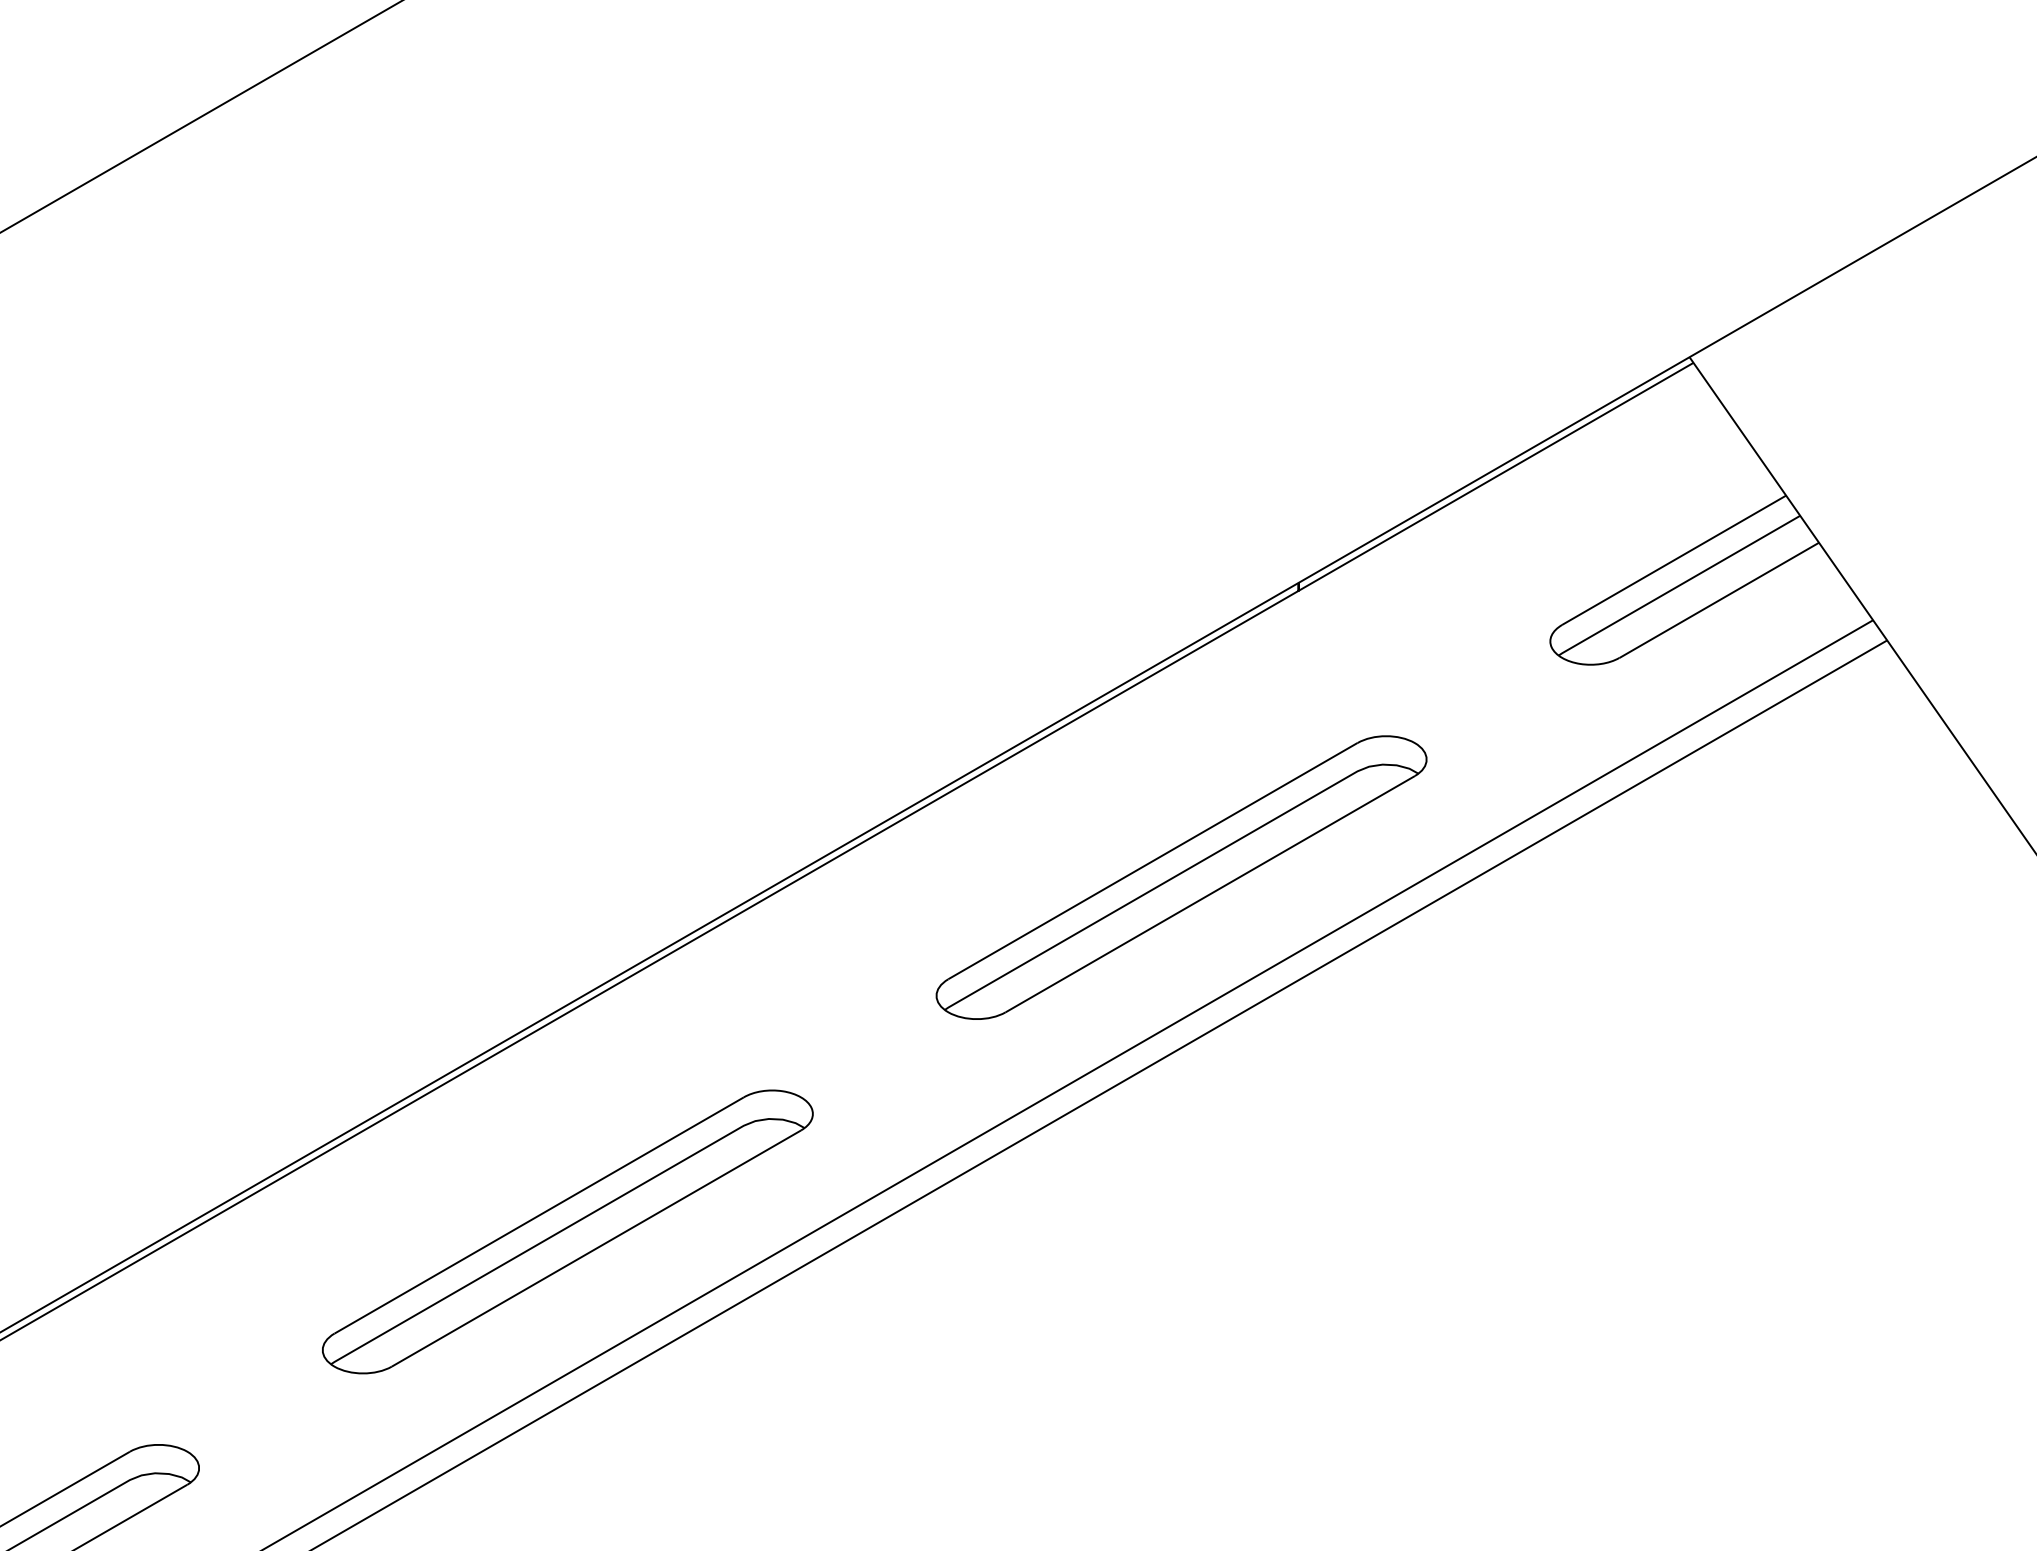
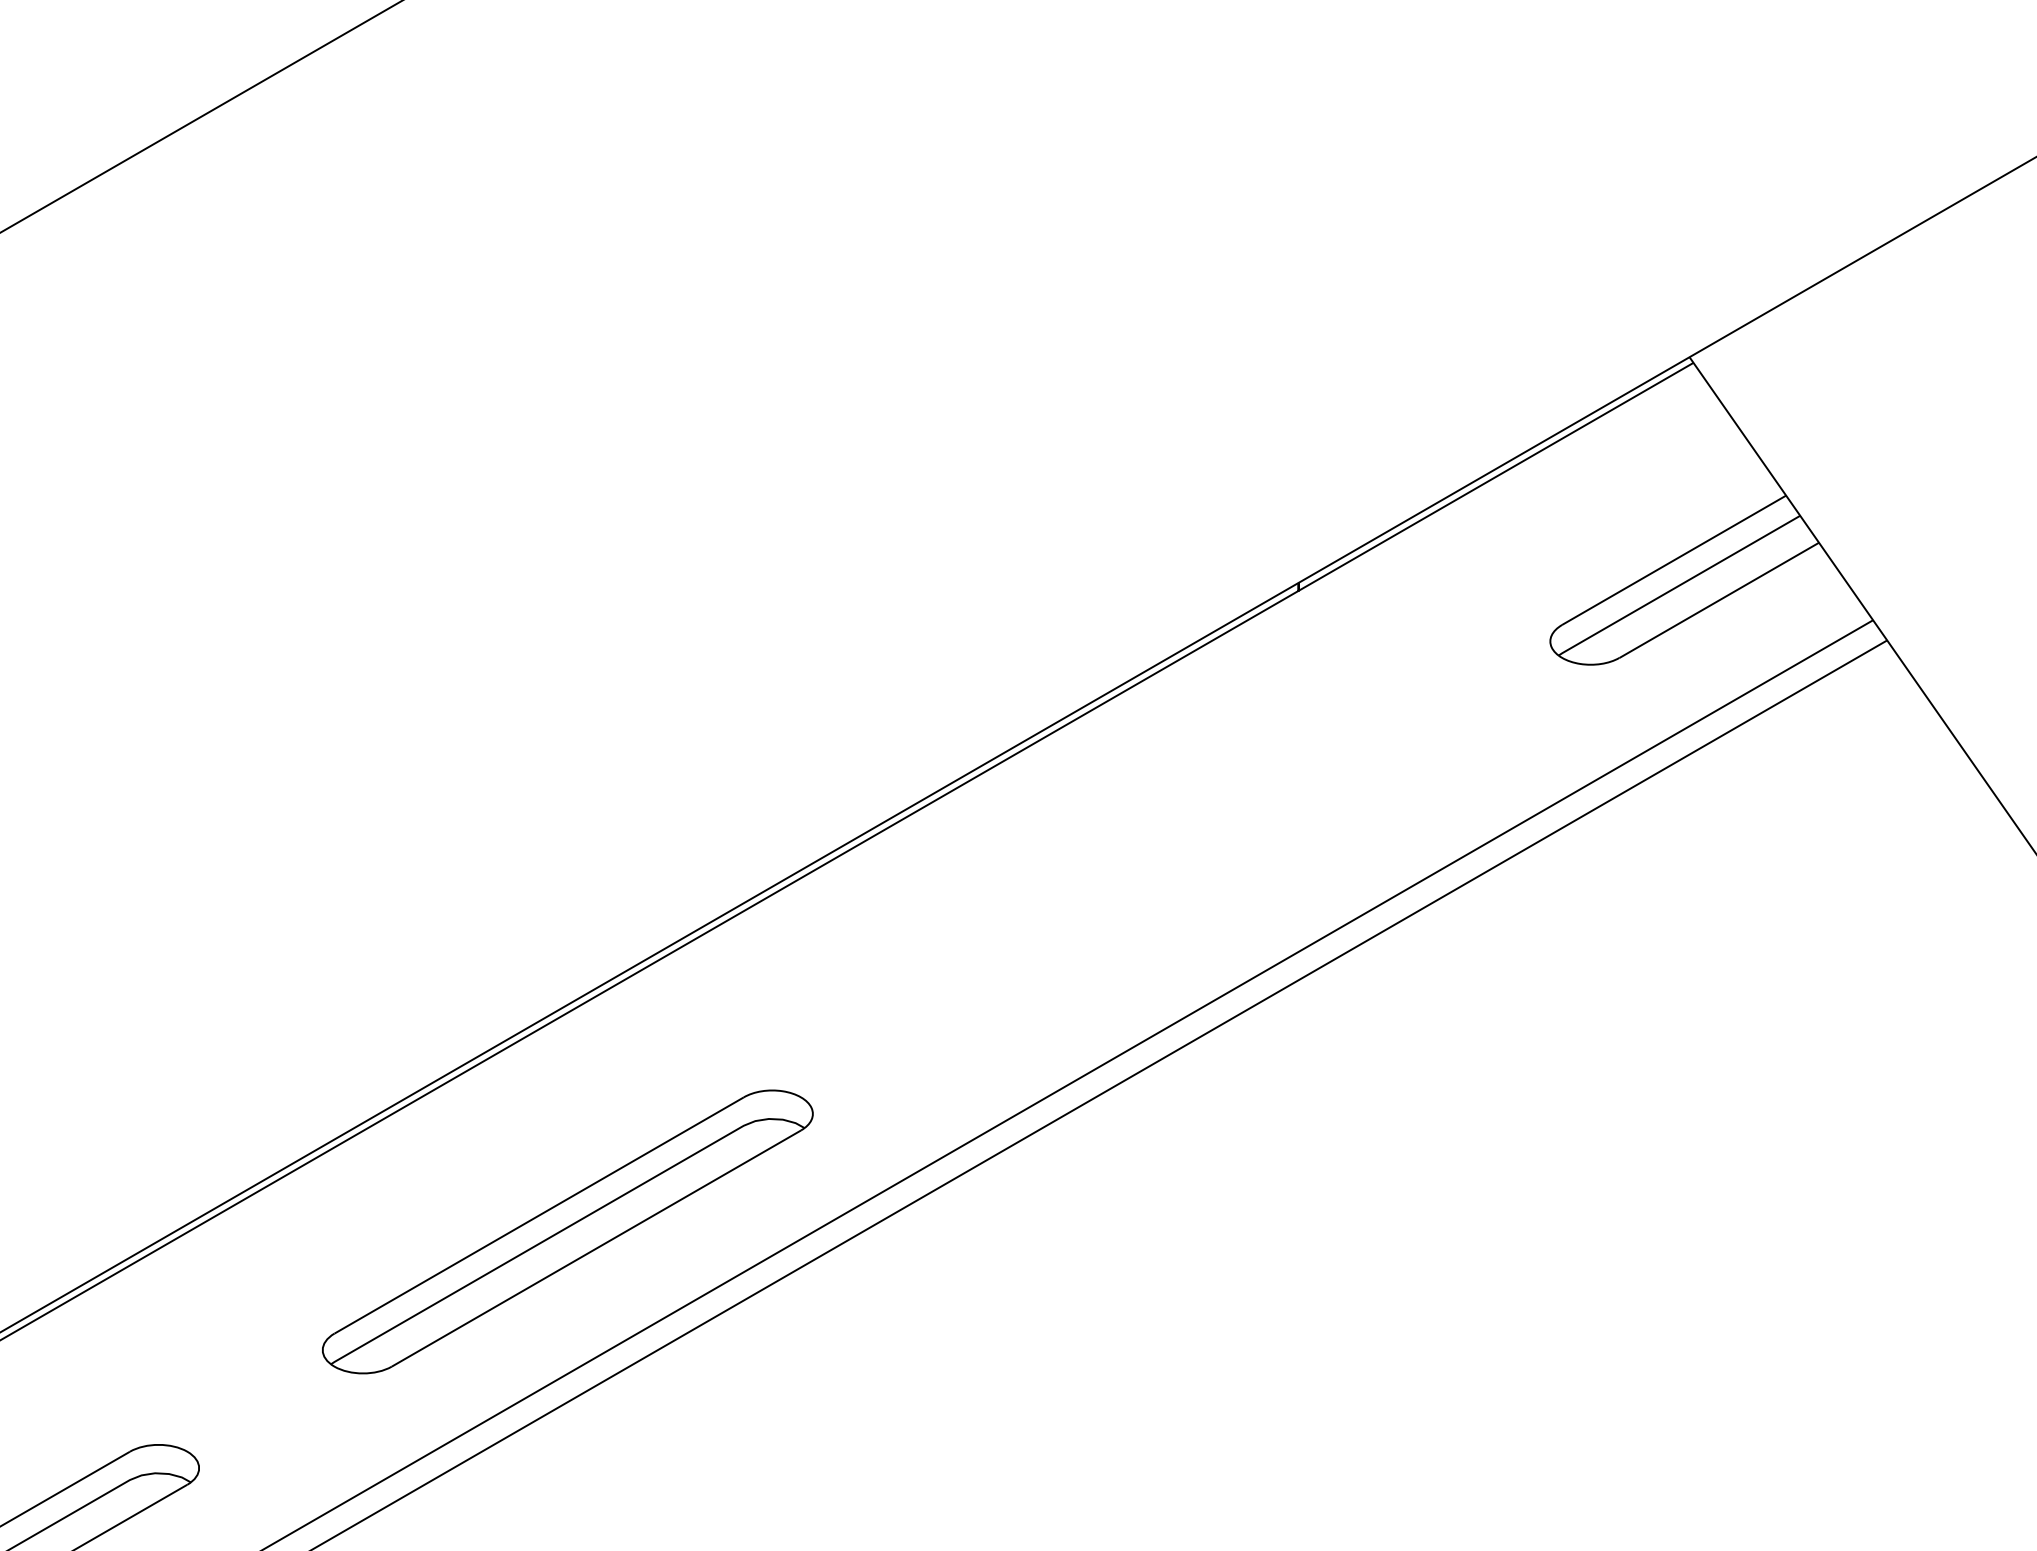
part: present -> none (1181, 877)
